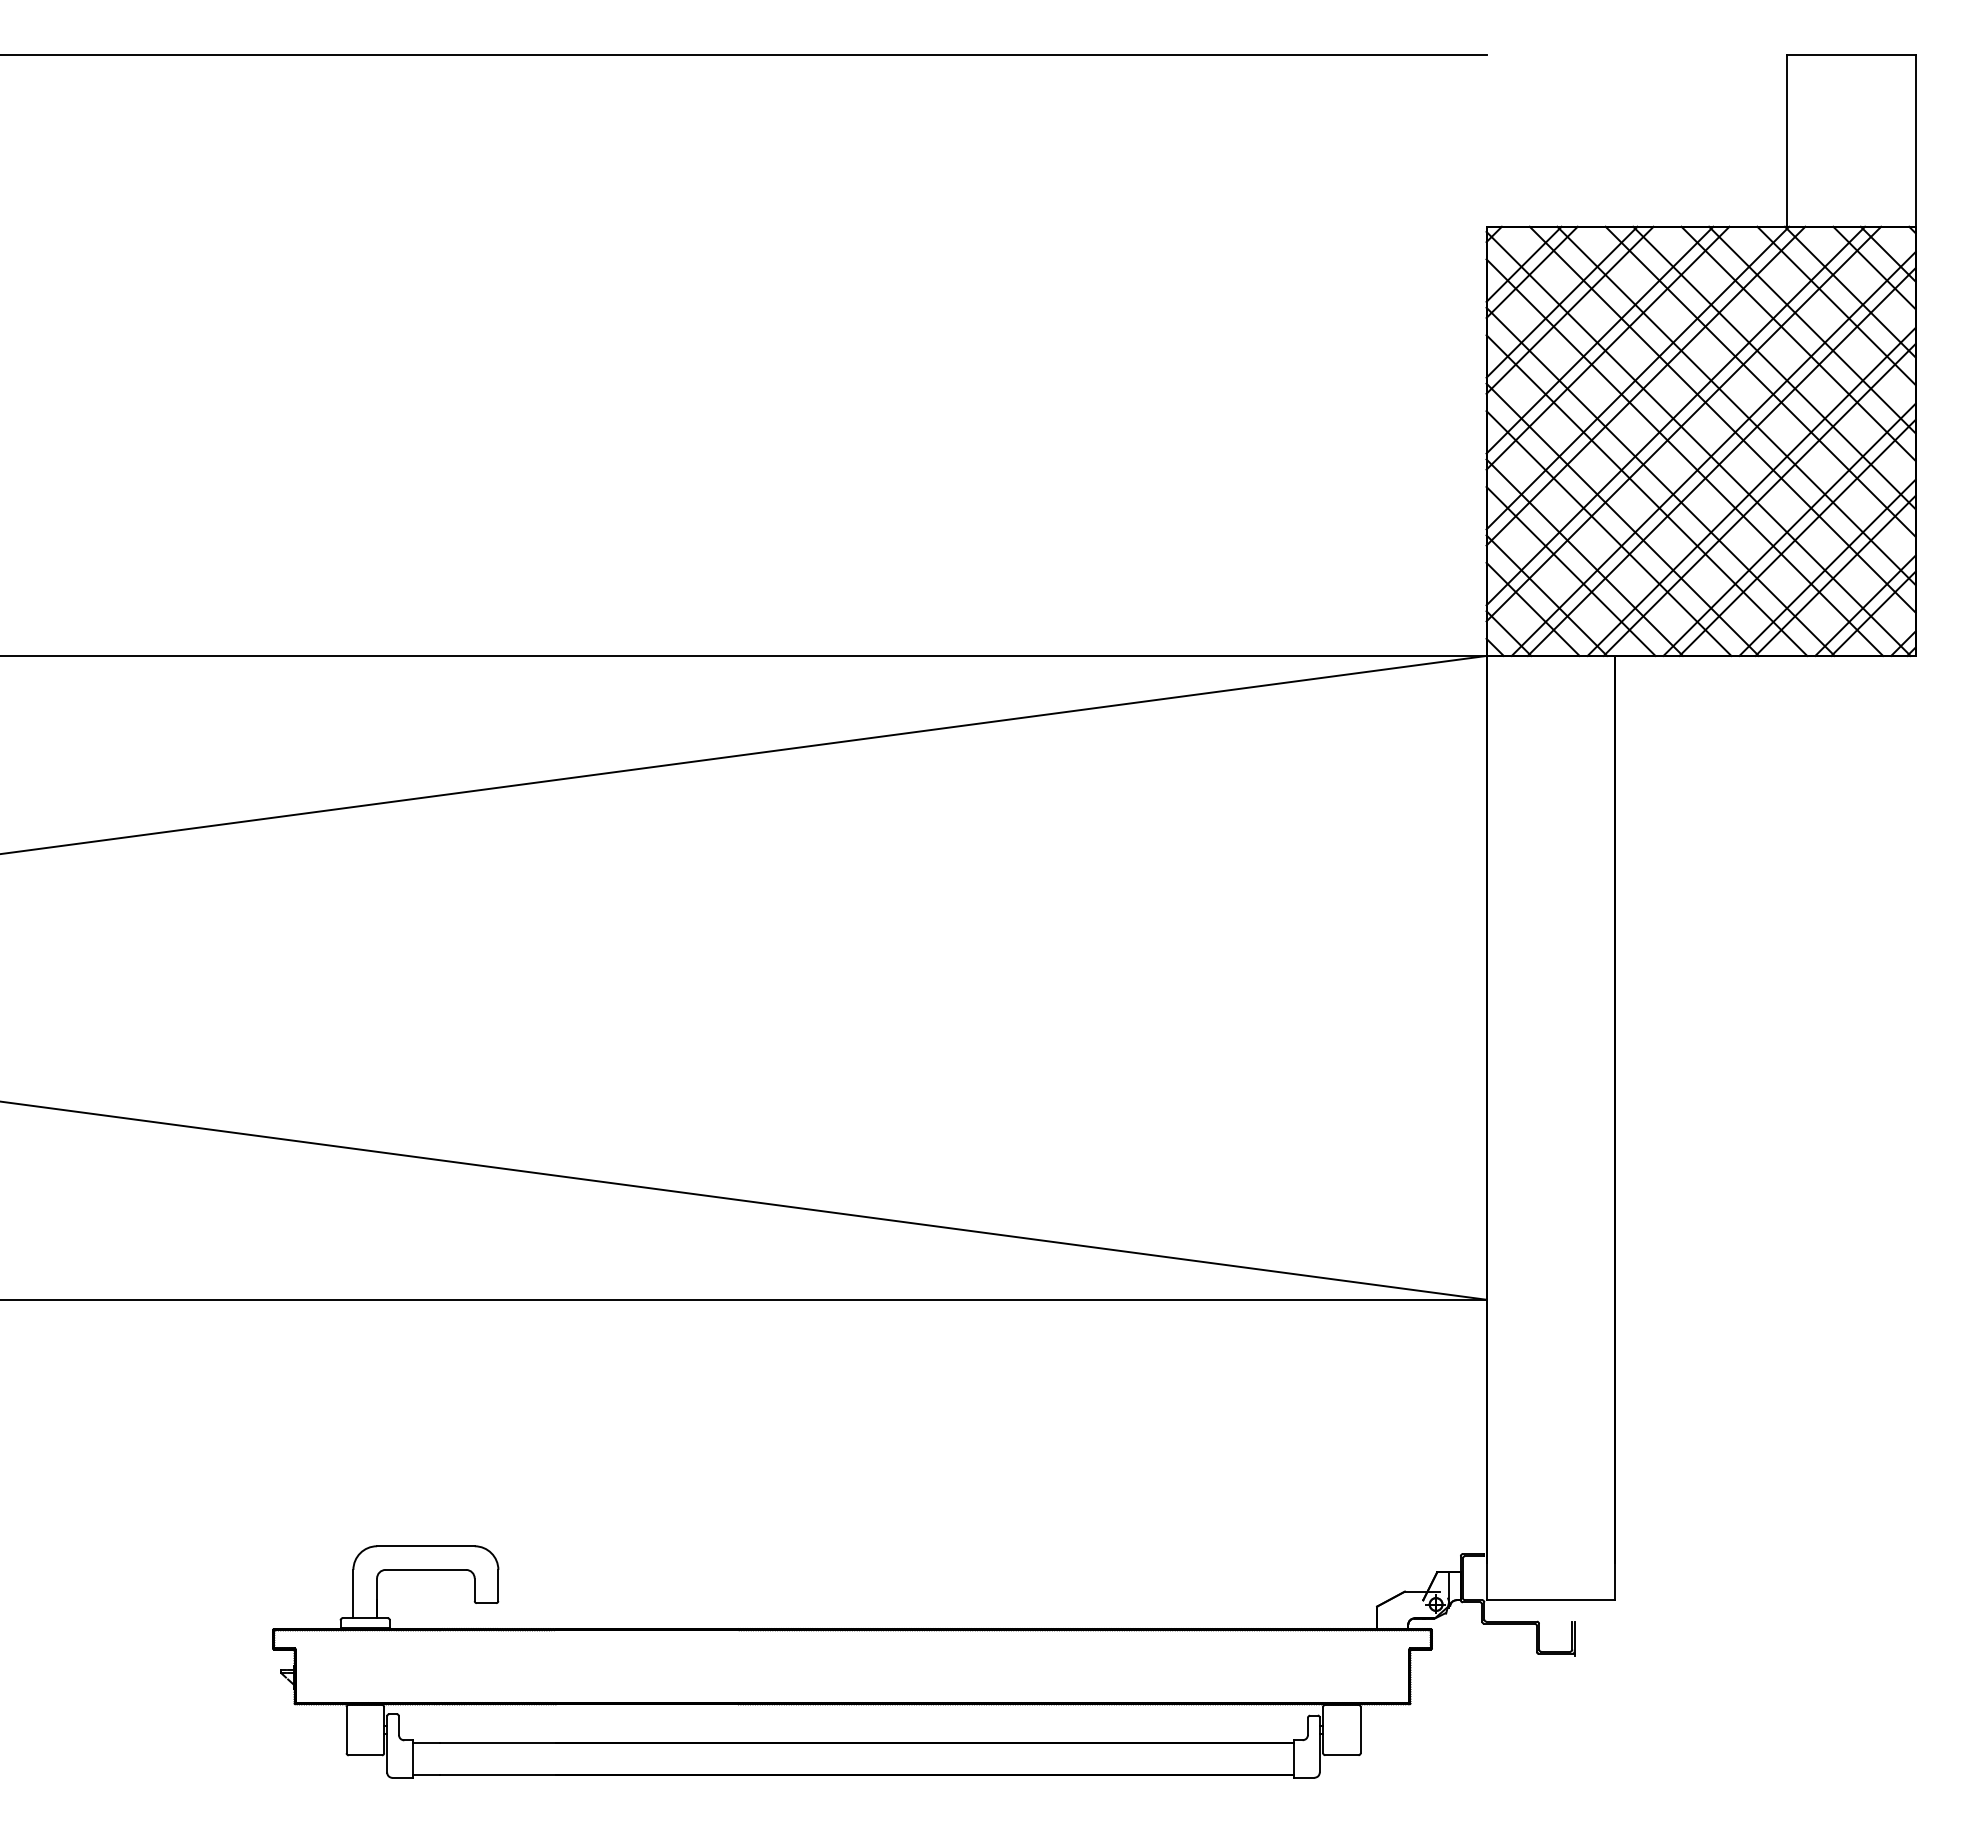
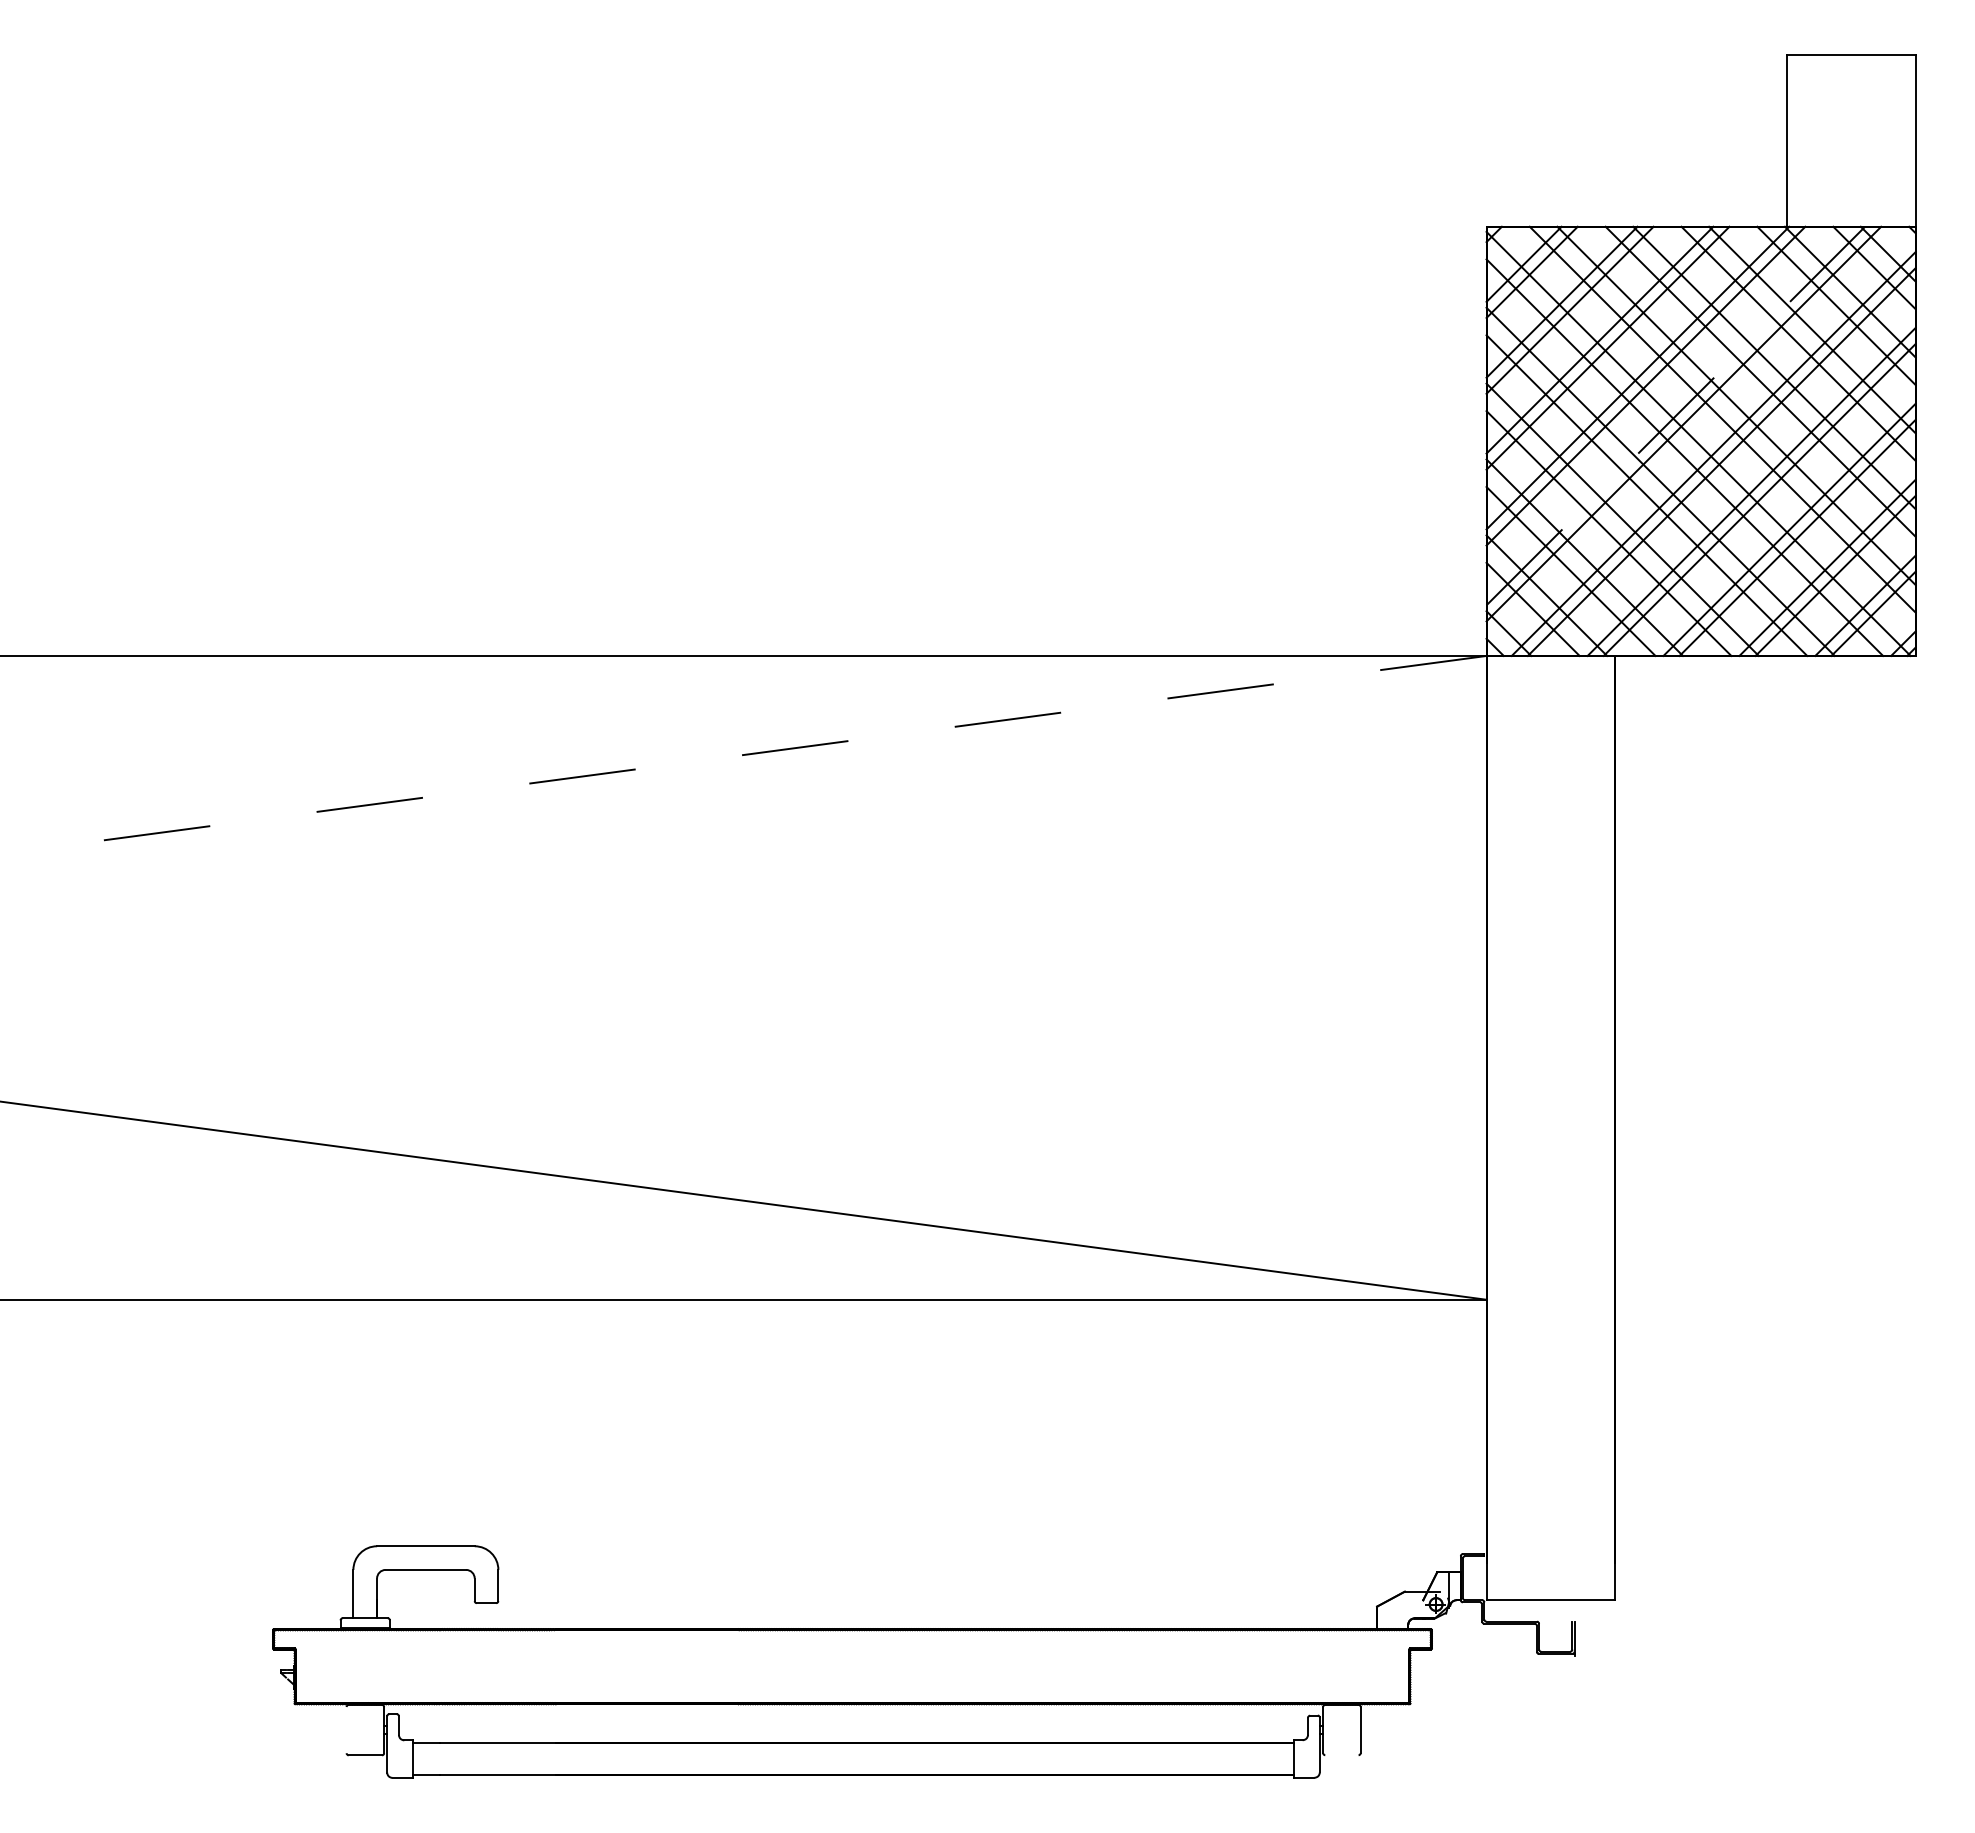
line: present -> none (744, 55)
line: solid -> dashed (1675, 416)
line: solid -> dashed (743, 755)
line: present -> none (346, 1730)
line: present -> none (1341, 1755)
